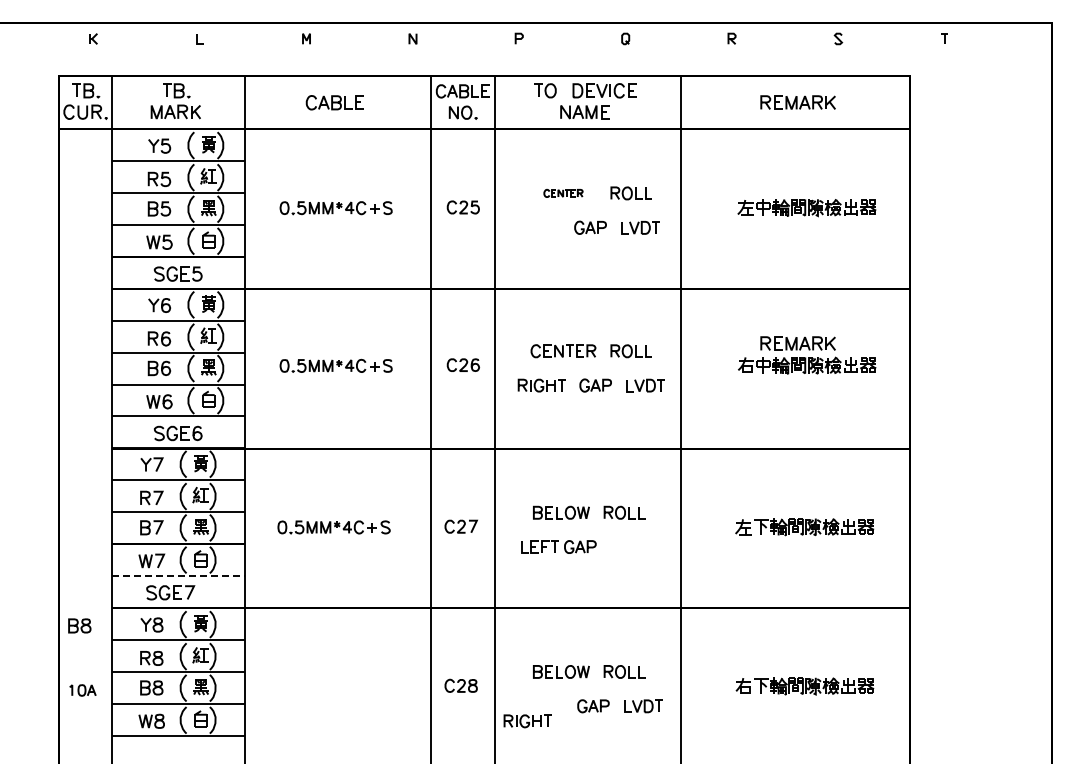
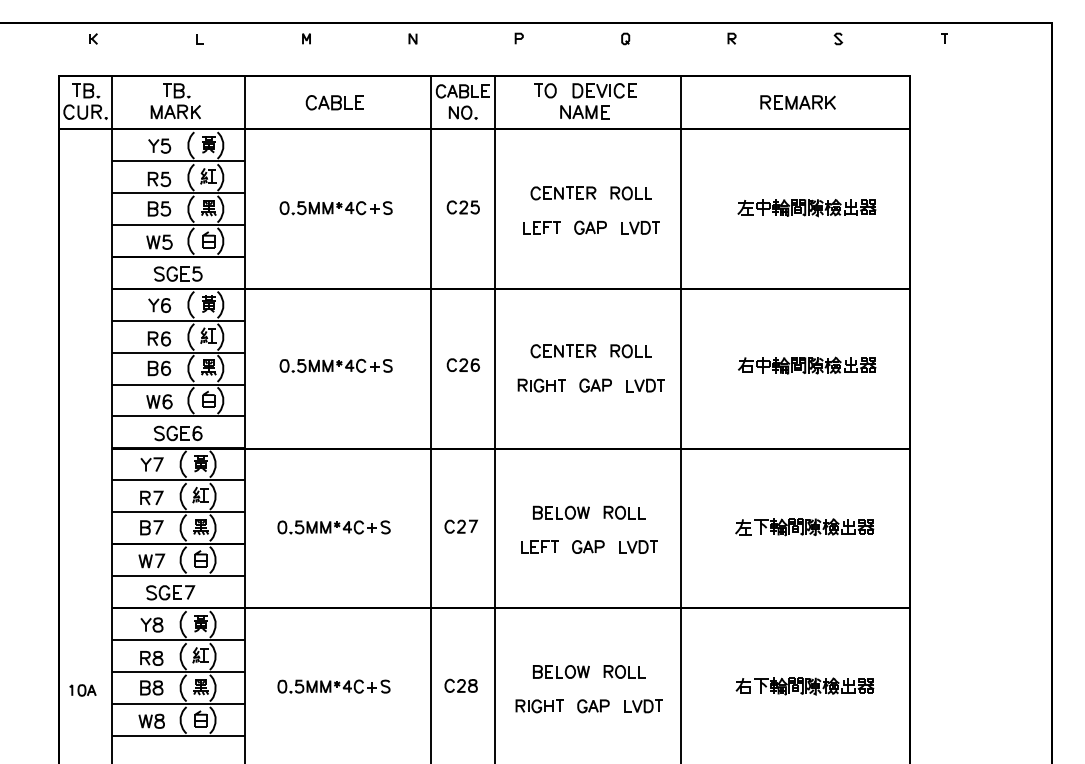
part size: 41x9 px -> 67x15 px (563, 193)
part: none -> present (541, 227)
part: present -> none (797, 343)
part position: (580, 546) -> (588, 546) (588, 546)
part: none -> present (638, 546)
line: dashed -> solid (179, 576)
part: present -> none (79, 625)
part: none -> present (333, 686)
part position: (527, 721) -> (539, 706) (539, 706)
